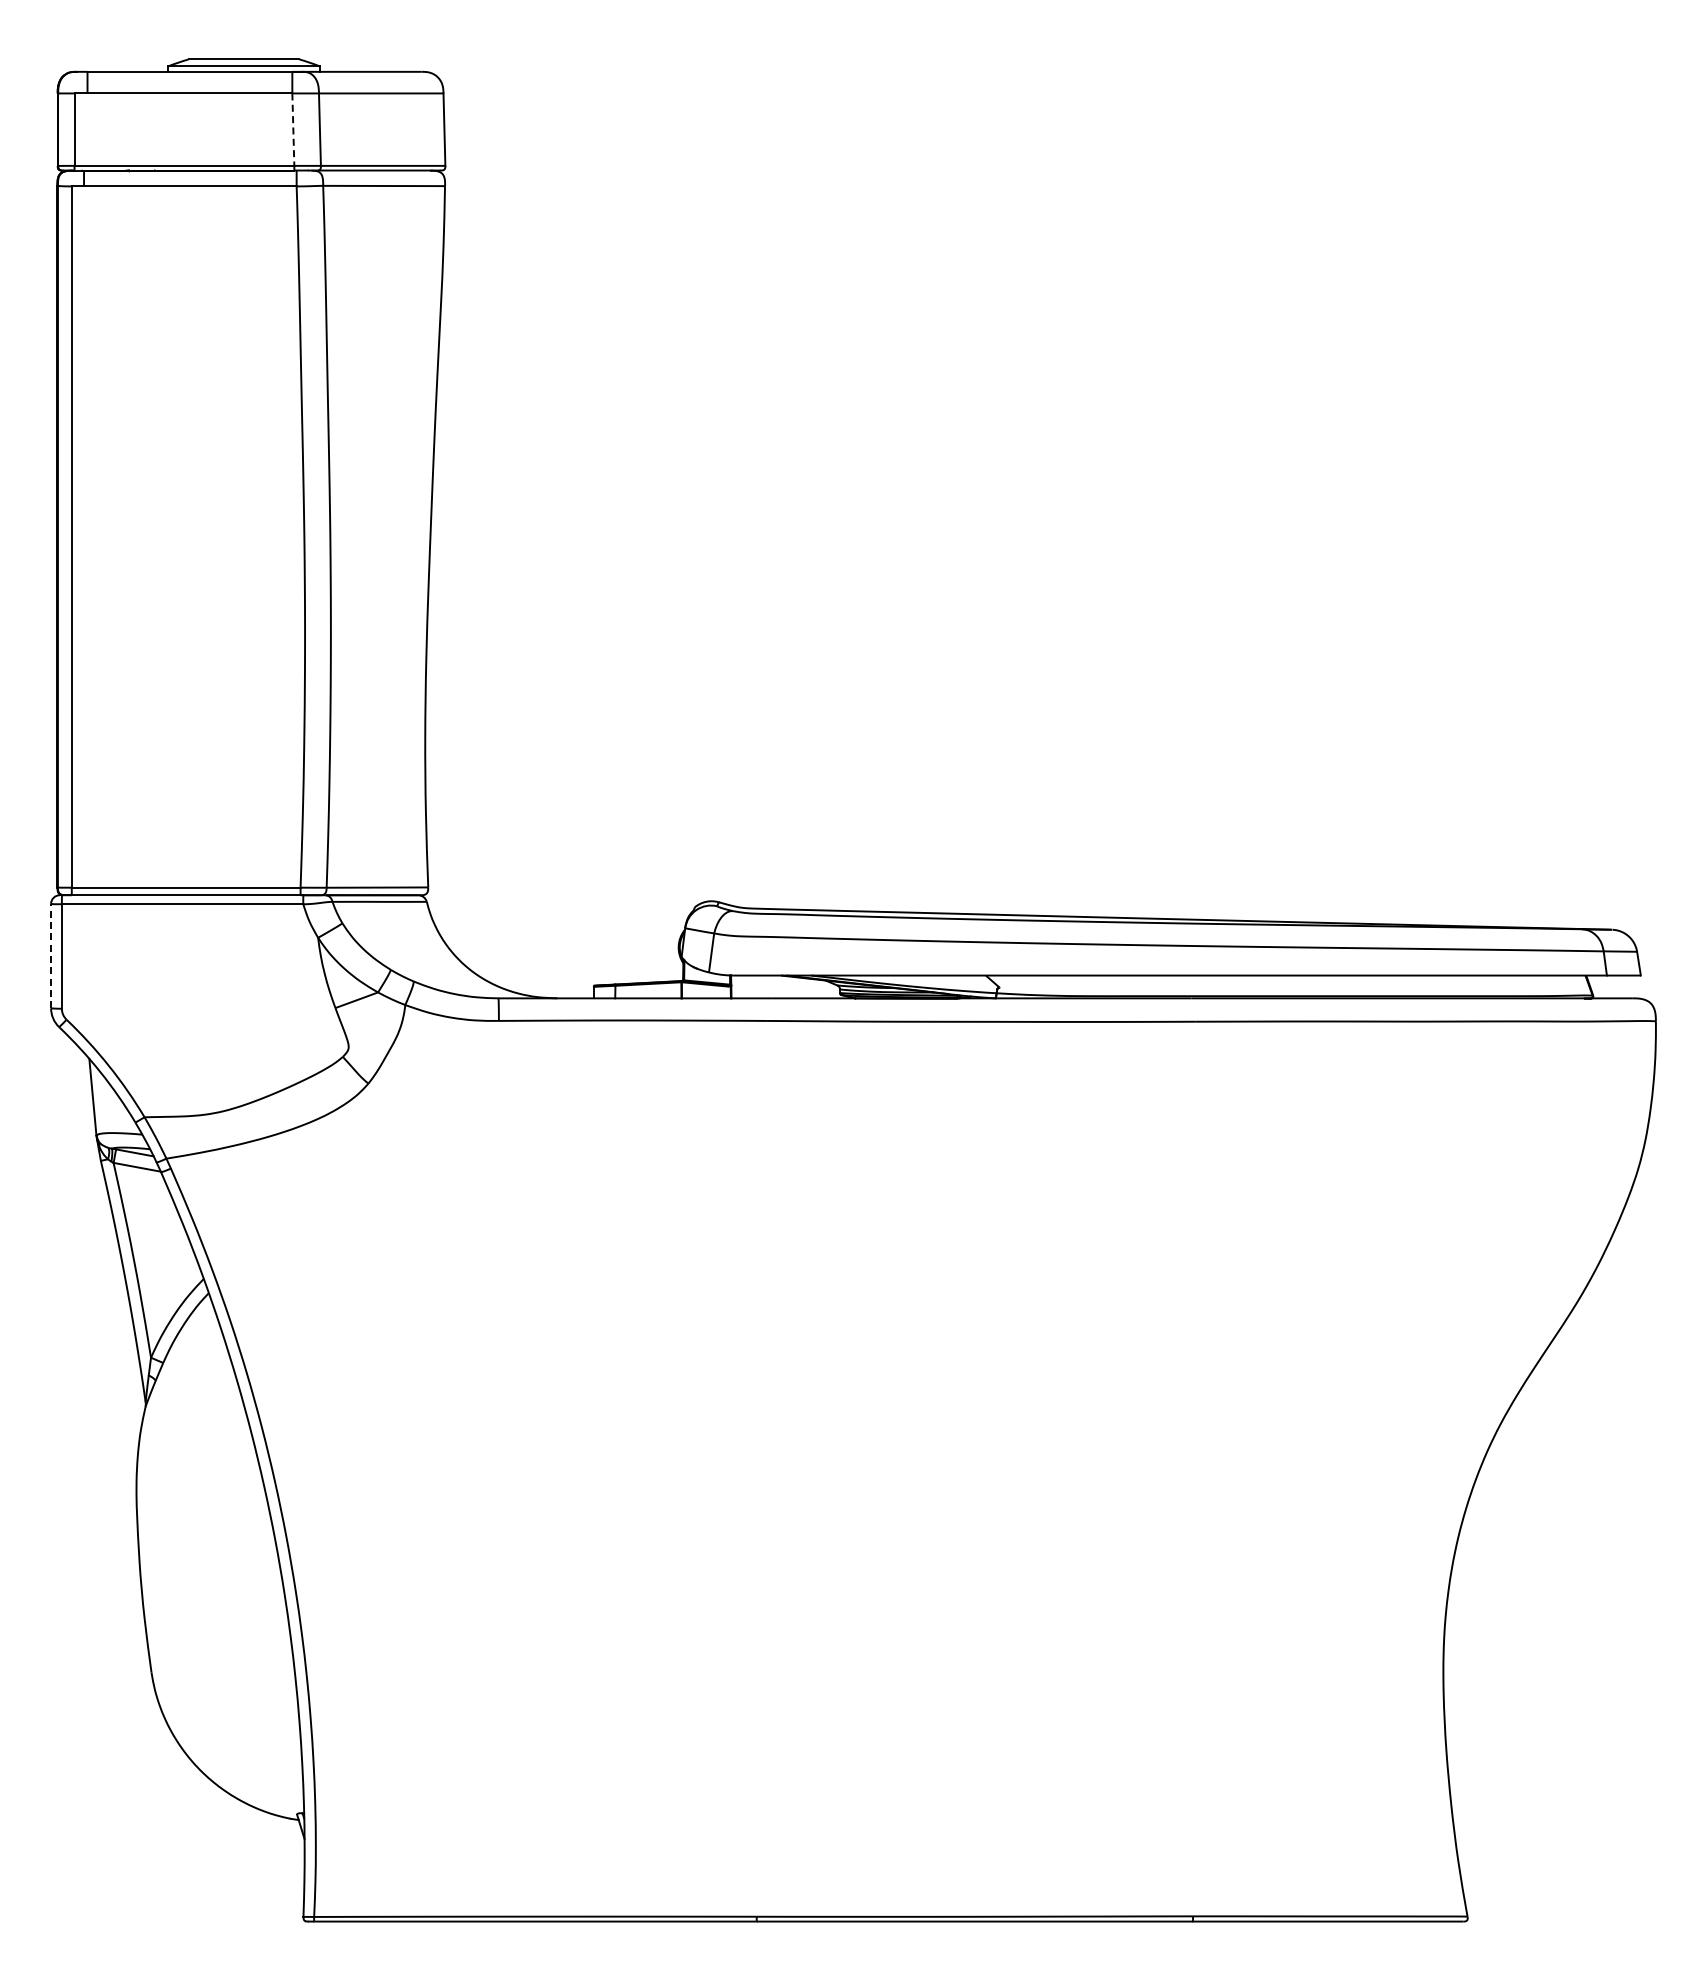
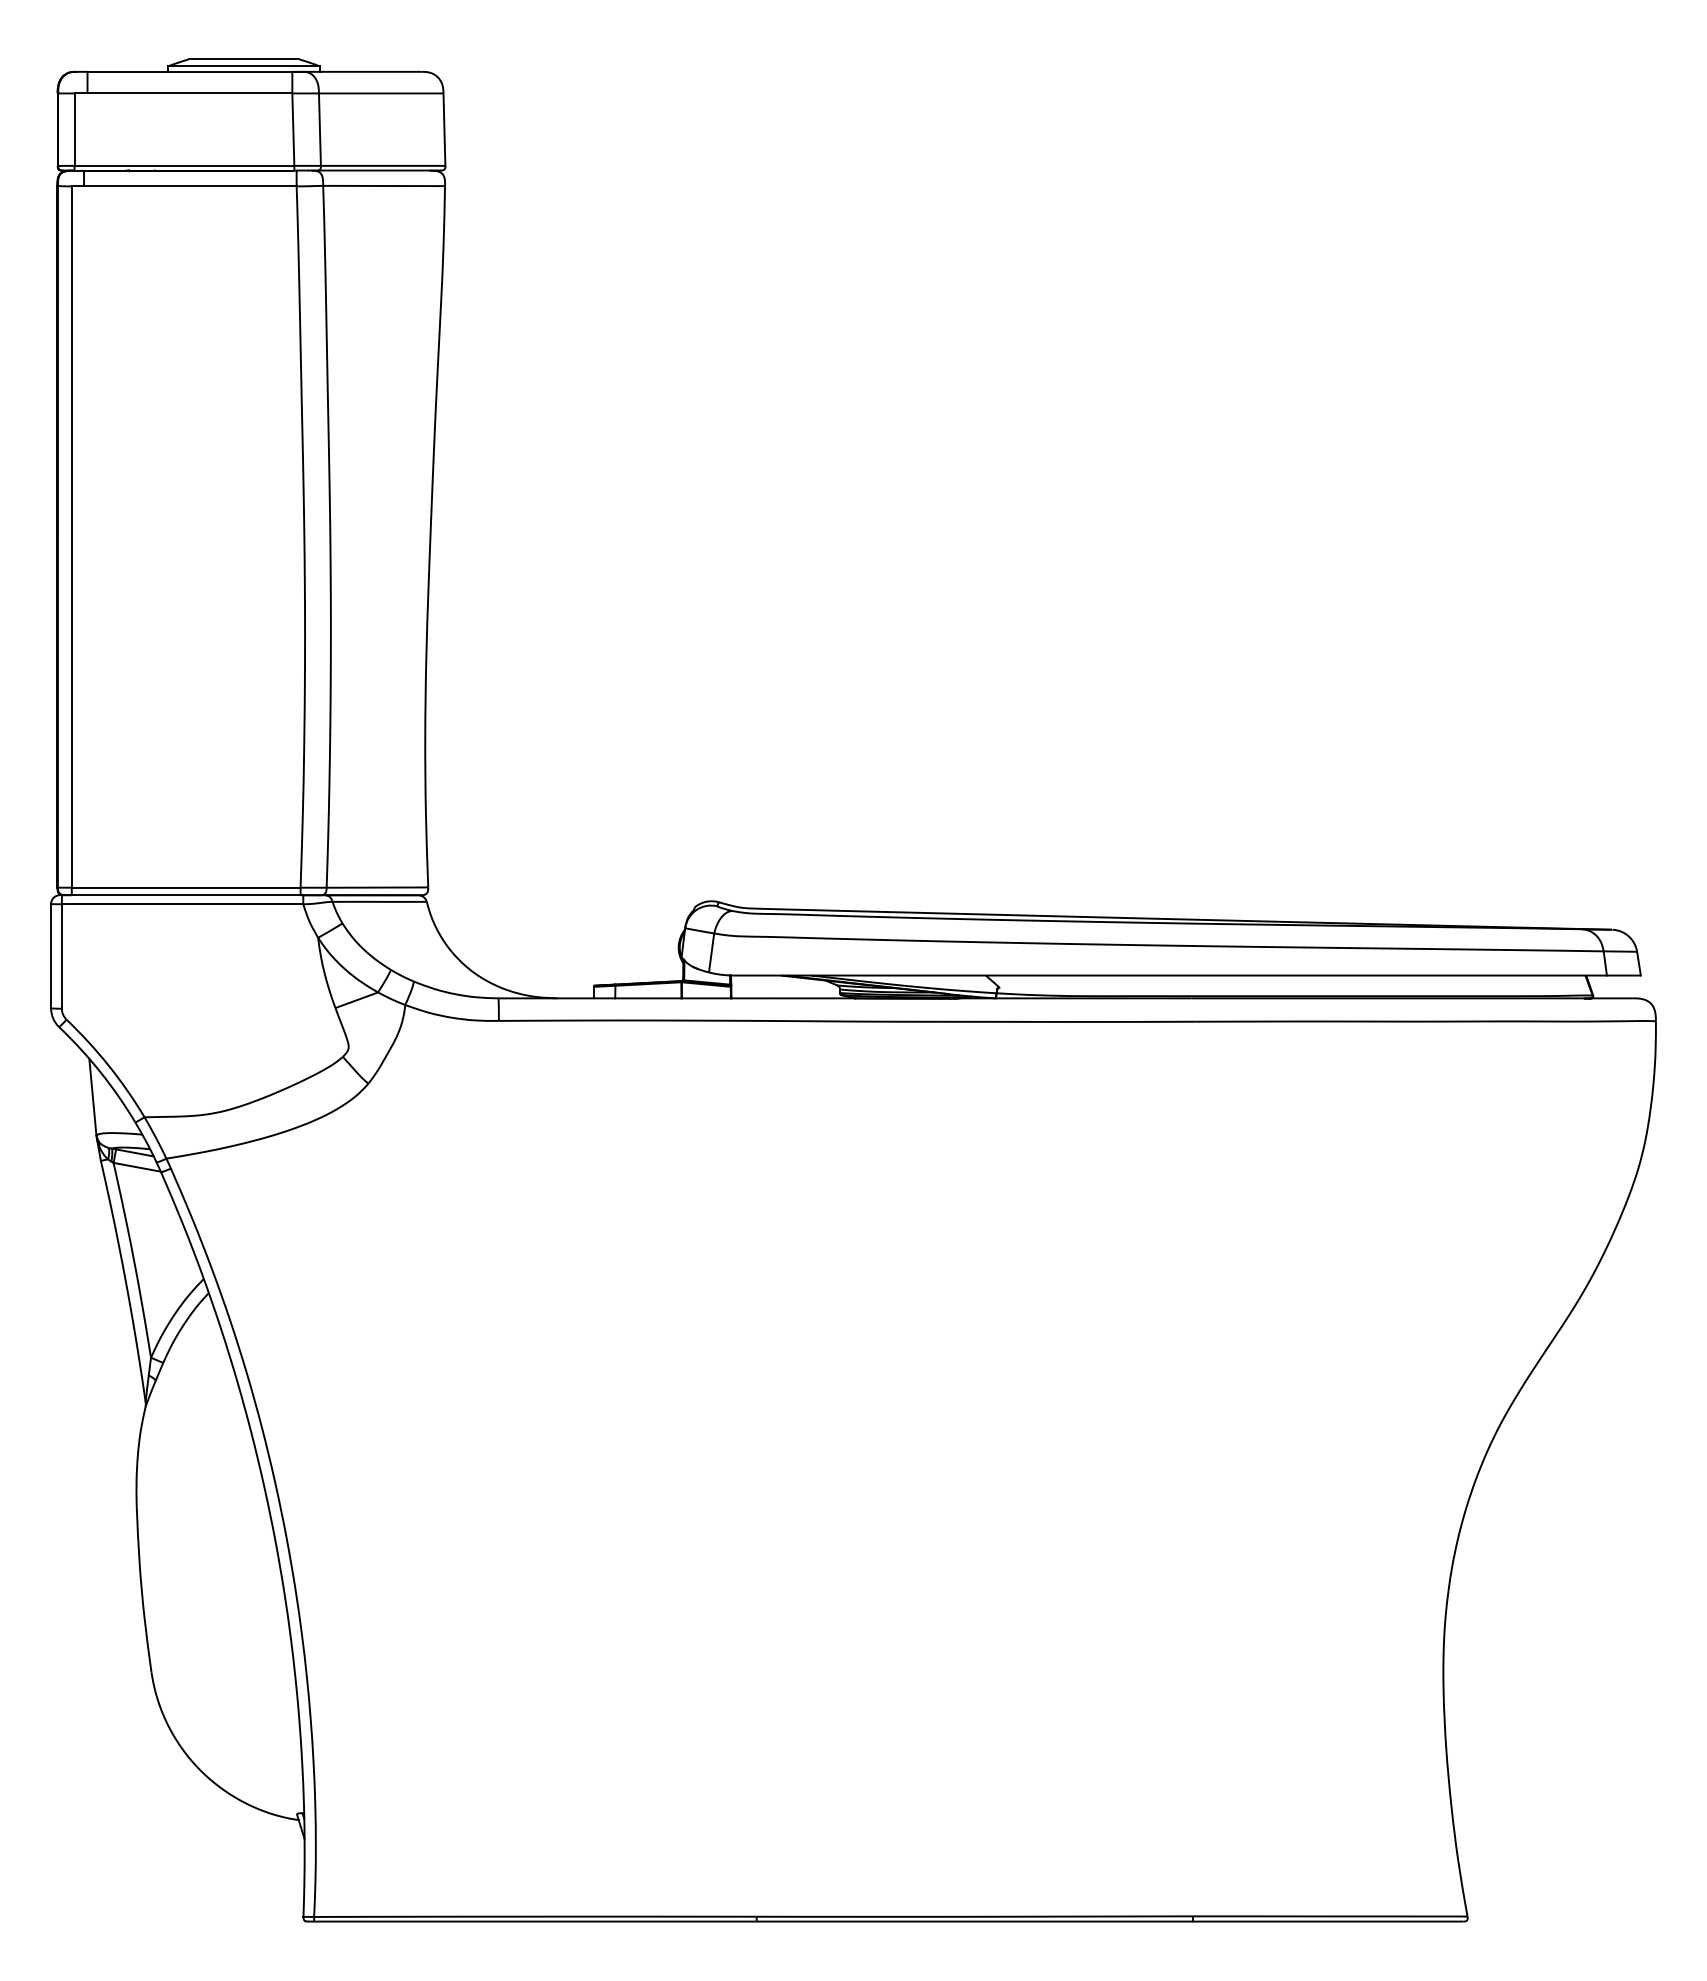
line: dashed -> solid (293, 130)
line: dashed -> solid (51, 955)
